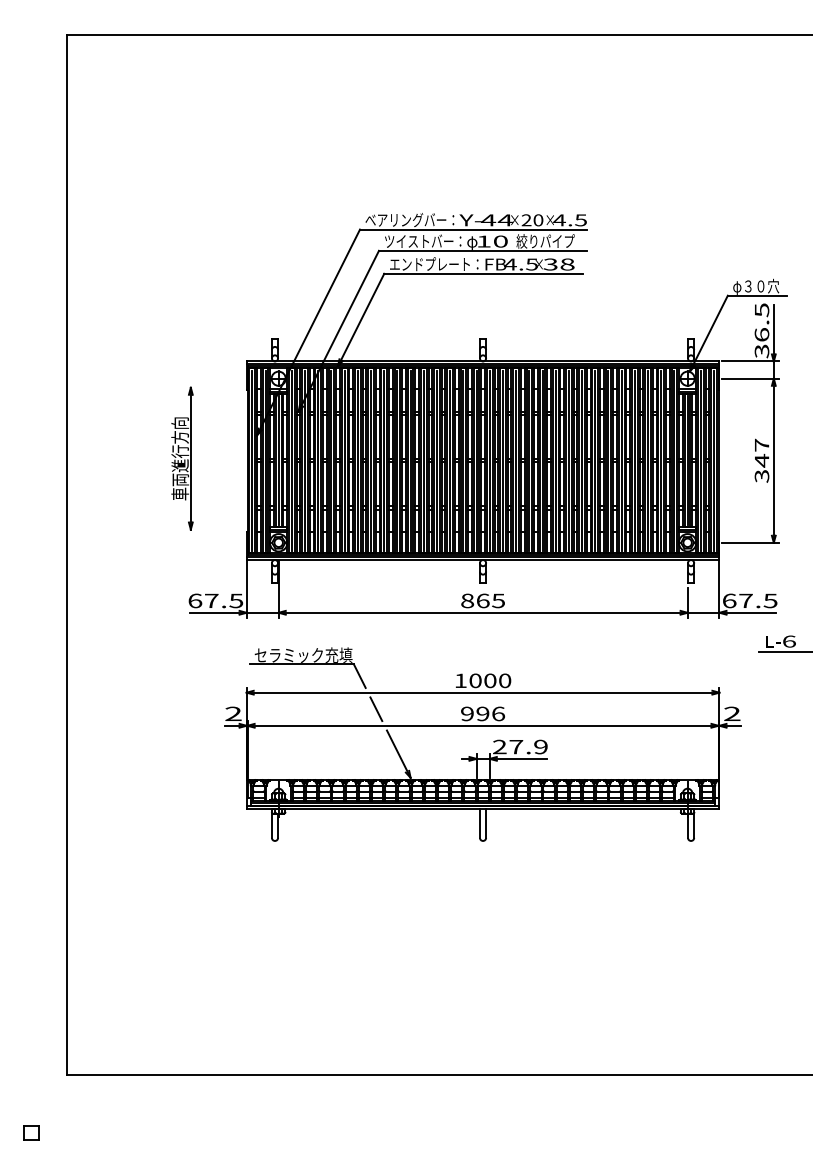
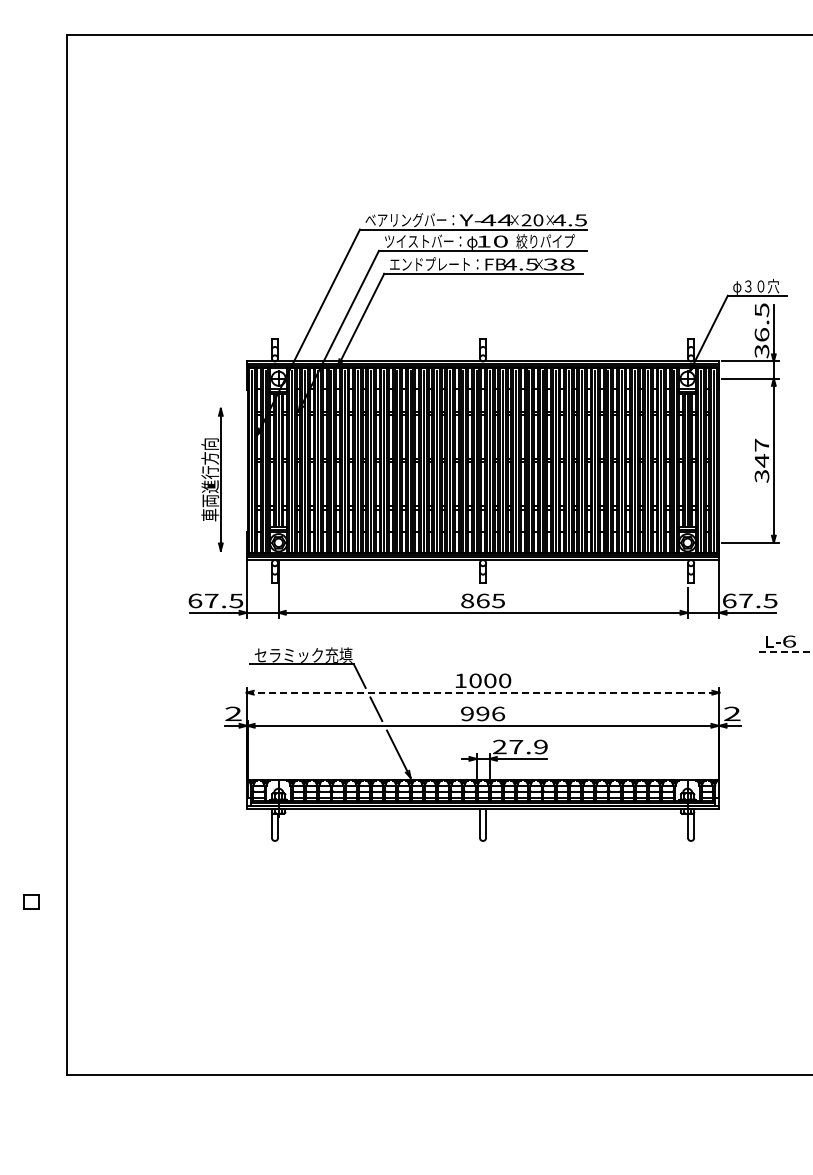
part position: (182, 458) -> (212, 479) (212, 479)
line: solid -> dashed (785, 652)
line: solid -> dashed (483, 692)
part position: (31, 1132) -> (31, 901) (31, 901)
